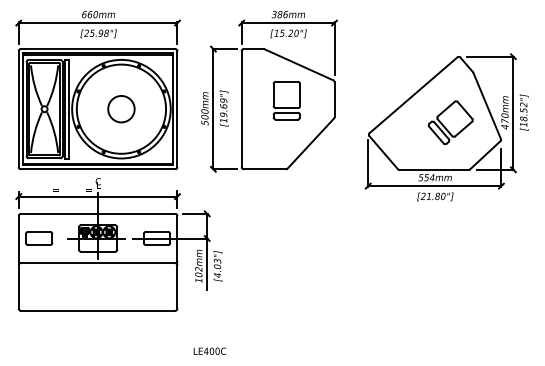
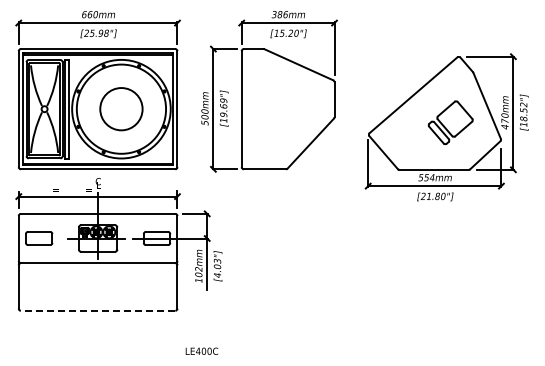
part: present -> none (286, 100)
circle diameter: 26 px -> 42 px (121, 109)
line: solid -> dashed (97, 310)
text position: (209, 350) -> (201, 350) (201, 350)
